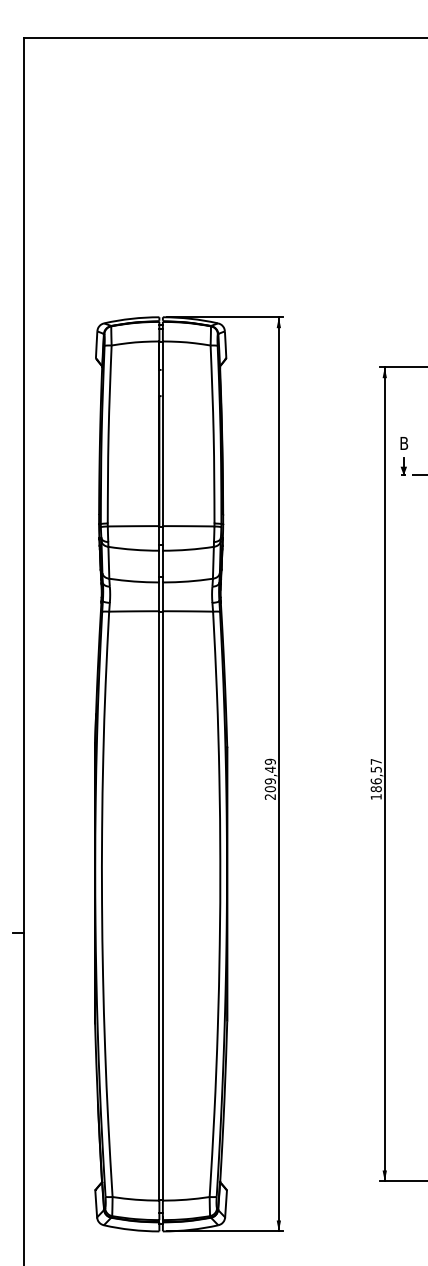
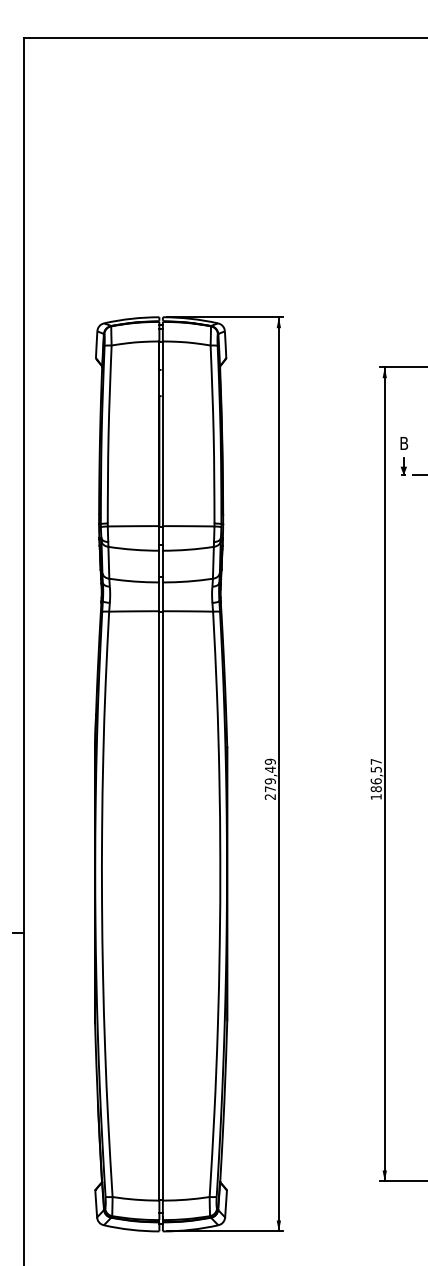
text: 209,49 -> 279,49 (269, 789)
